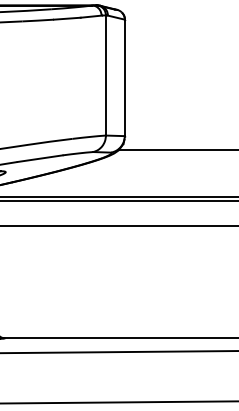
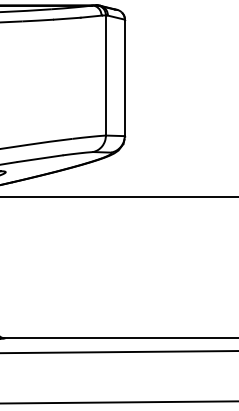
line: present -> none (176, 150)
line: present -> none (118, 200)
line: present -> none (118, 225)
